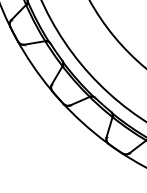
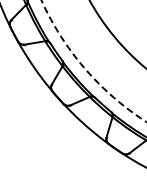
circle: solid -> dashed (93, 60)
